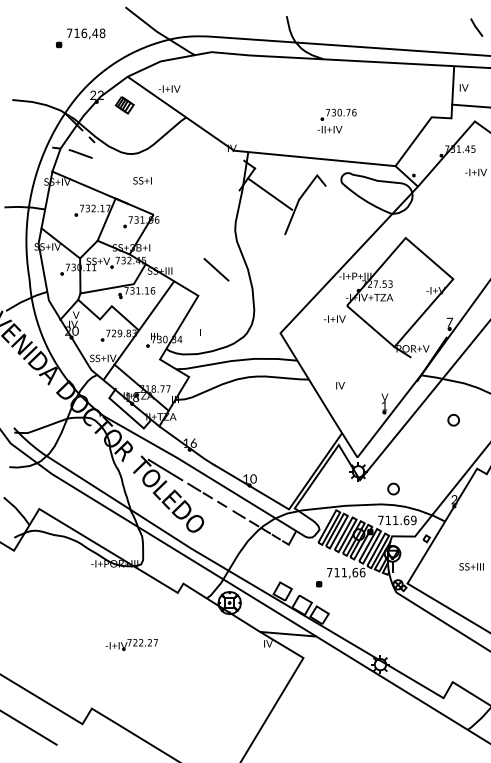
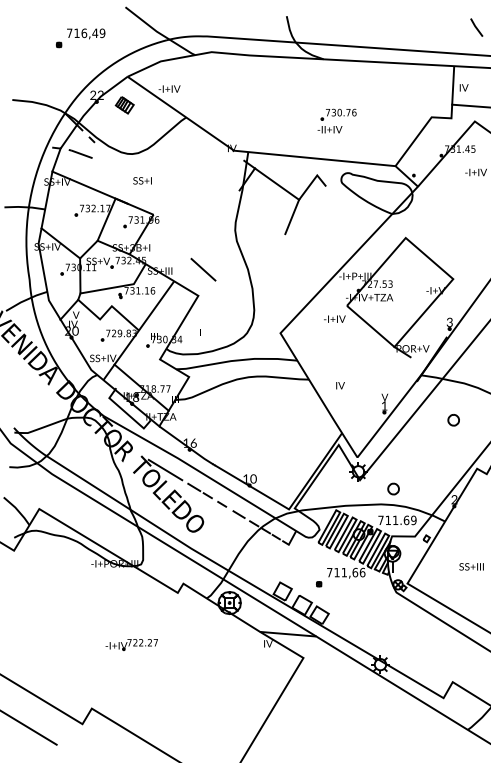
text: 716,48 -> 716,49 (102, 33)
line position: (270, 193) -> (277, 183) (277, 183)
line position: (216, 269) -> (203, 269) (203, 269)
text: 7 -> 3 (449, 321)
